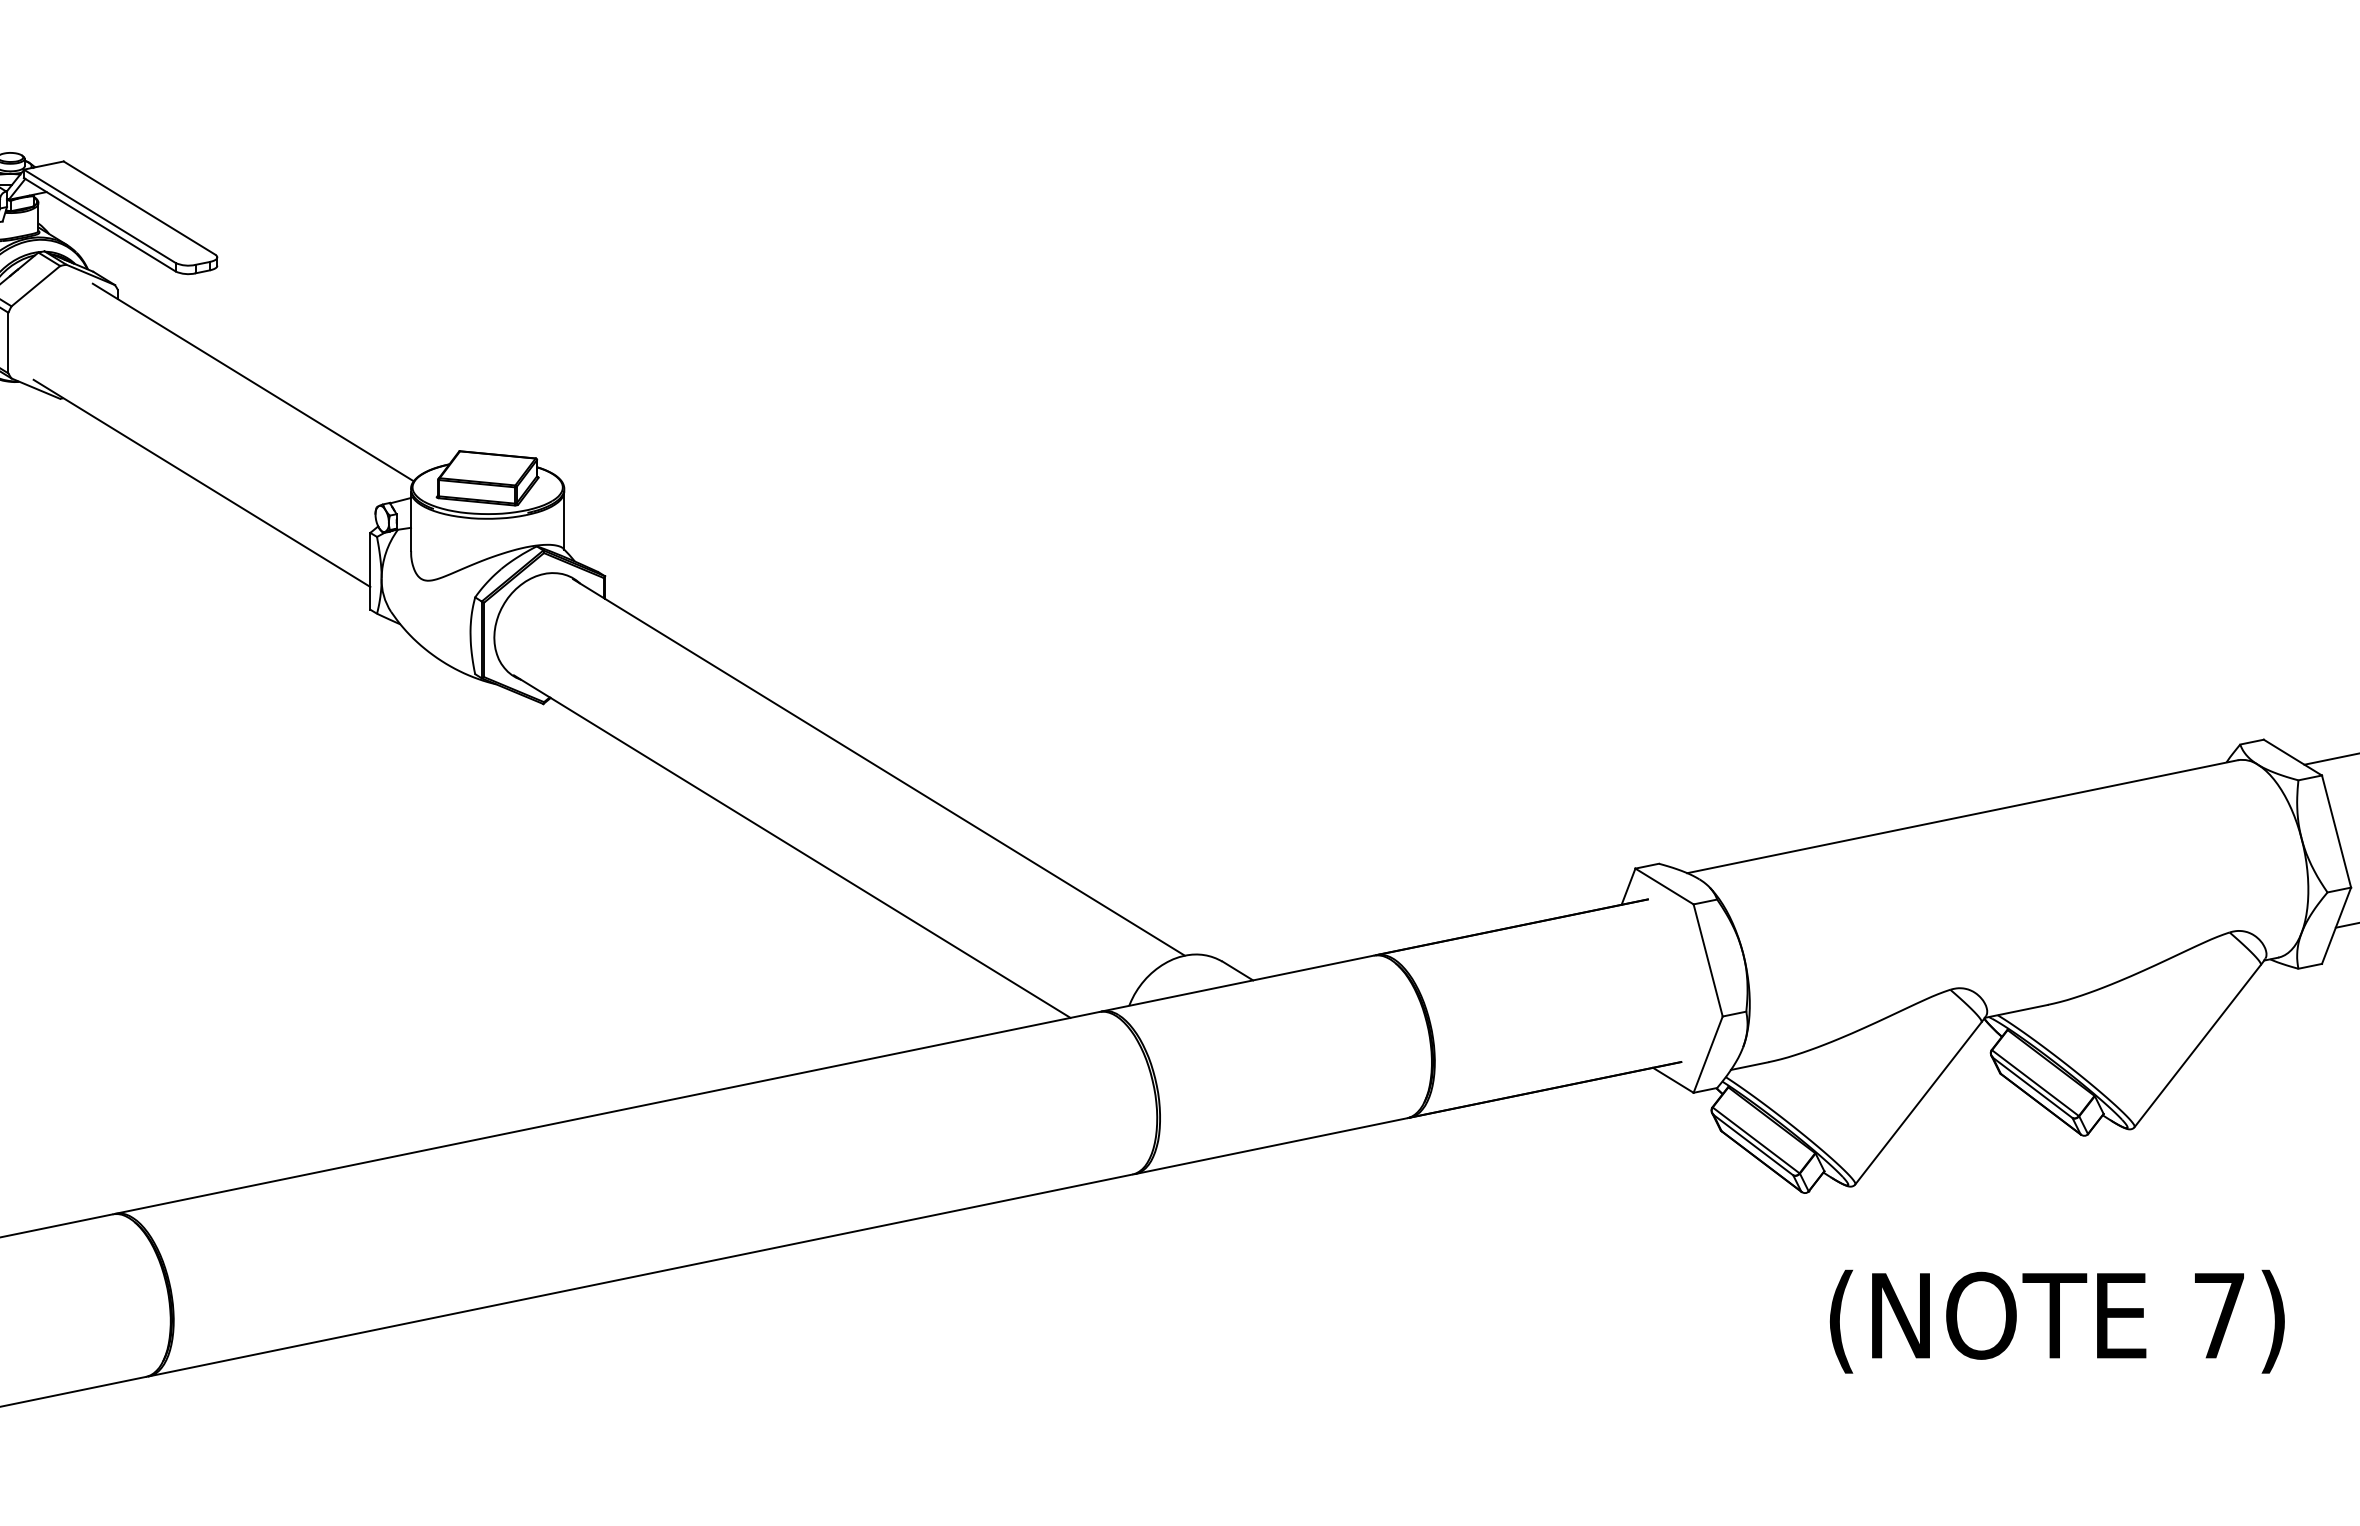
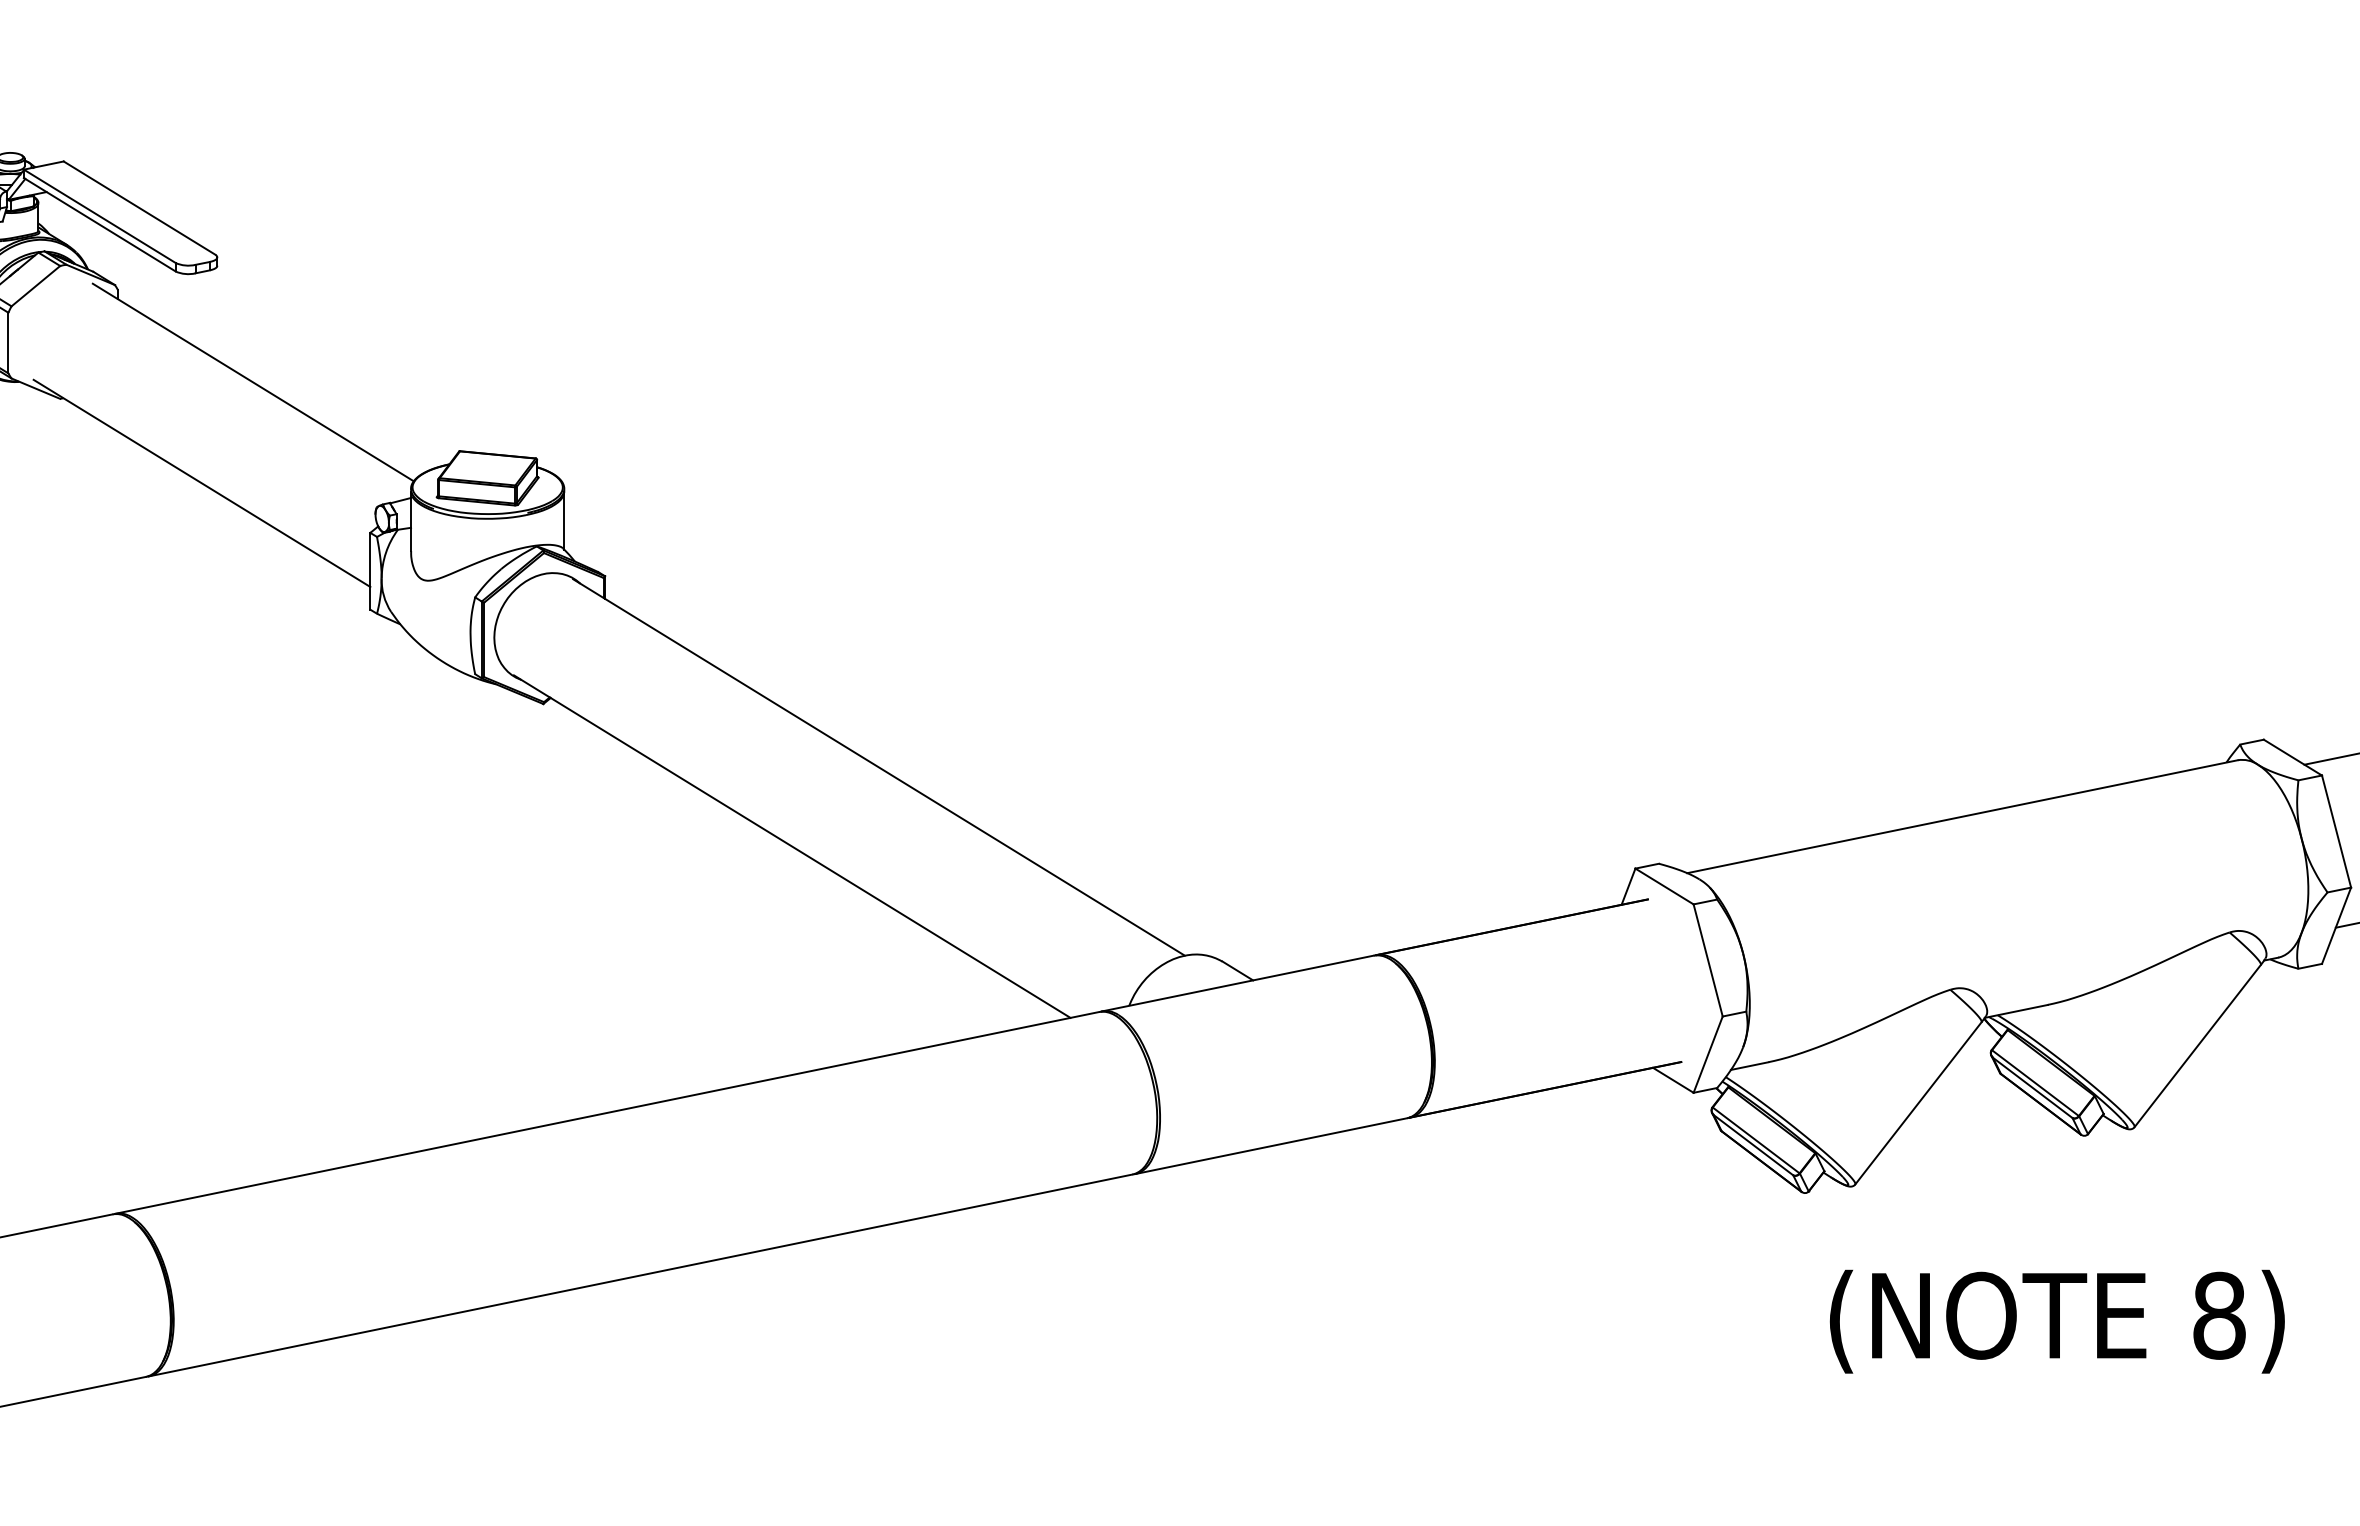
text: 7) -> 8) (2219, 1315)
